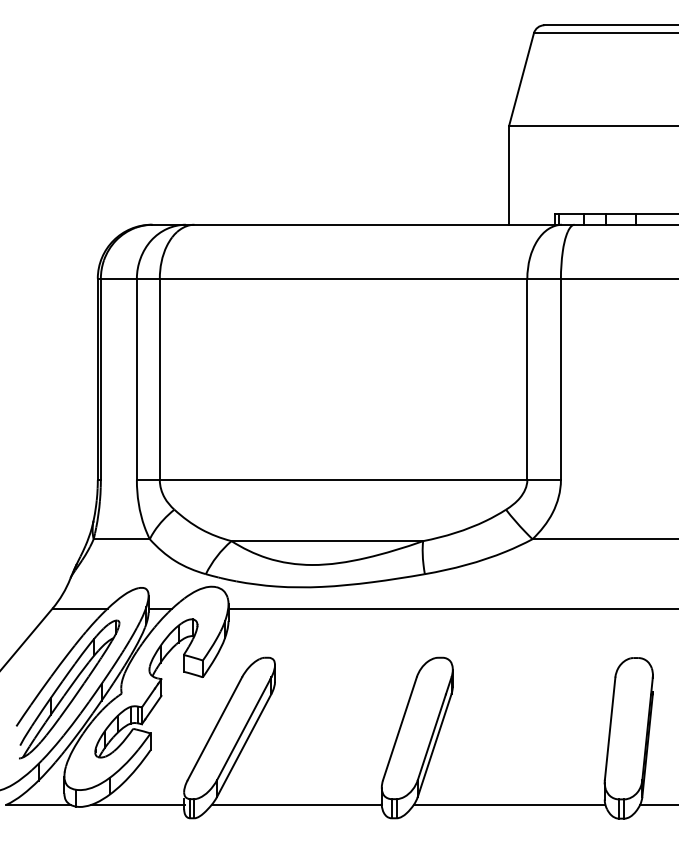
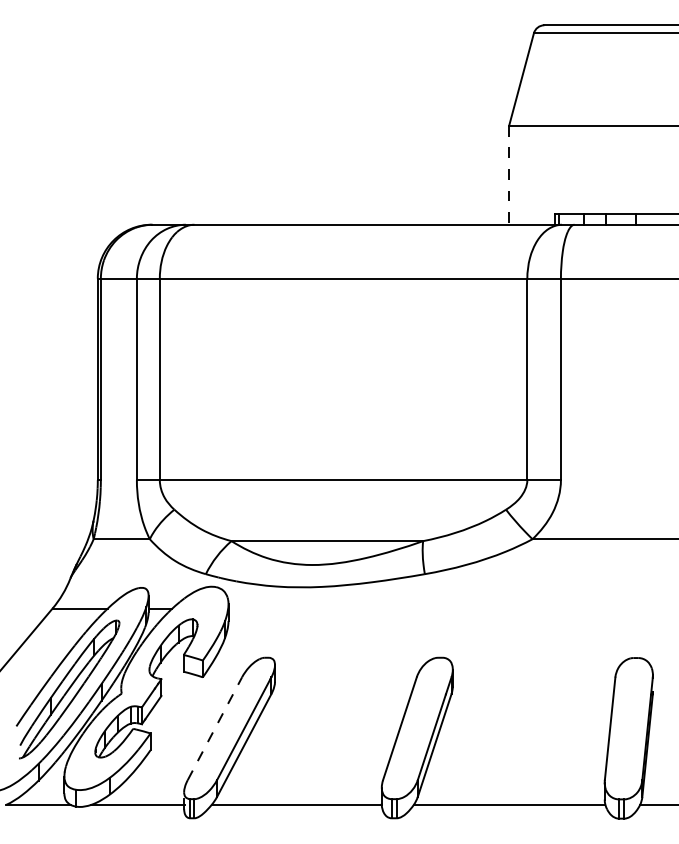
line: solid -> dashed (509, 175)
line: present -> none (451, 608)
line: solid -> dashed (215, 728)
